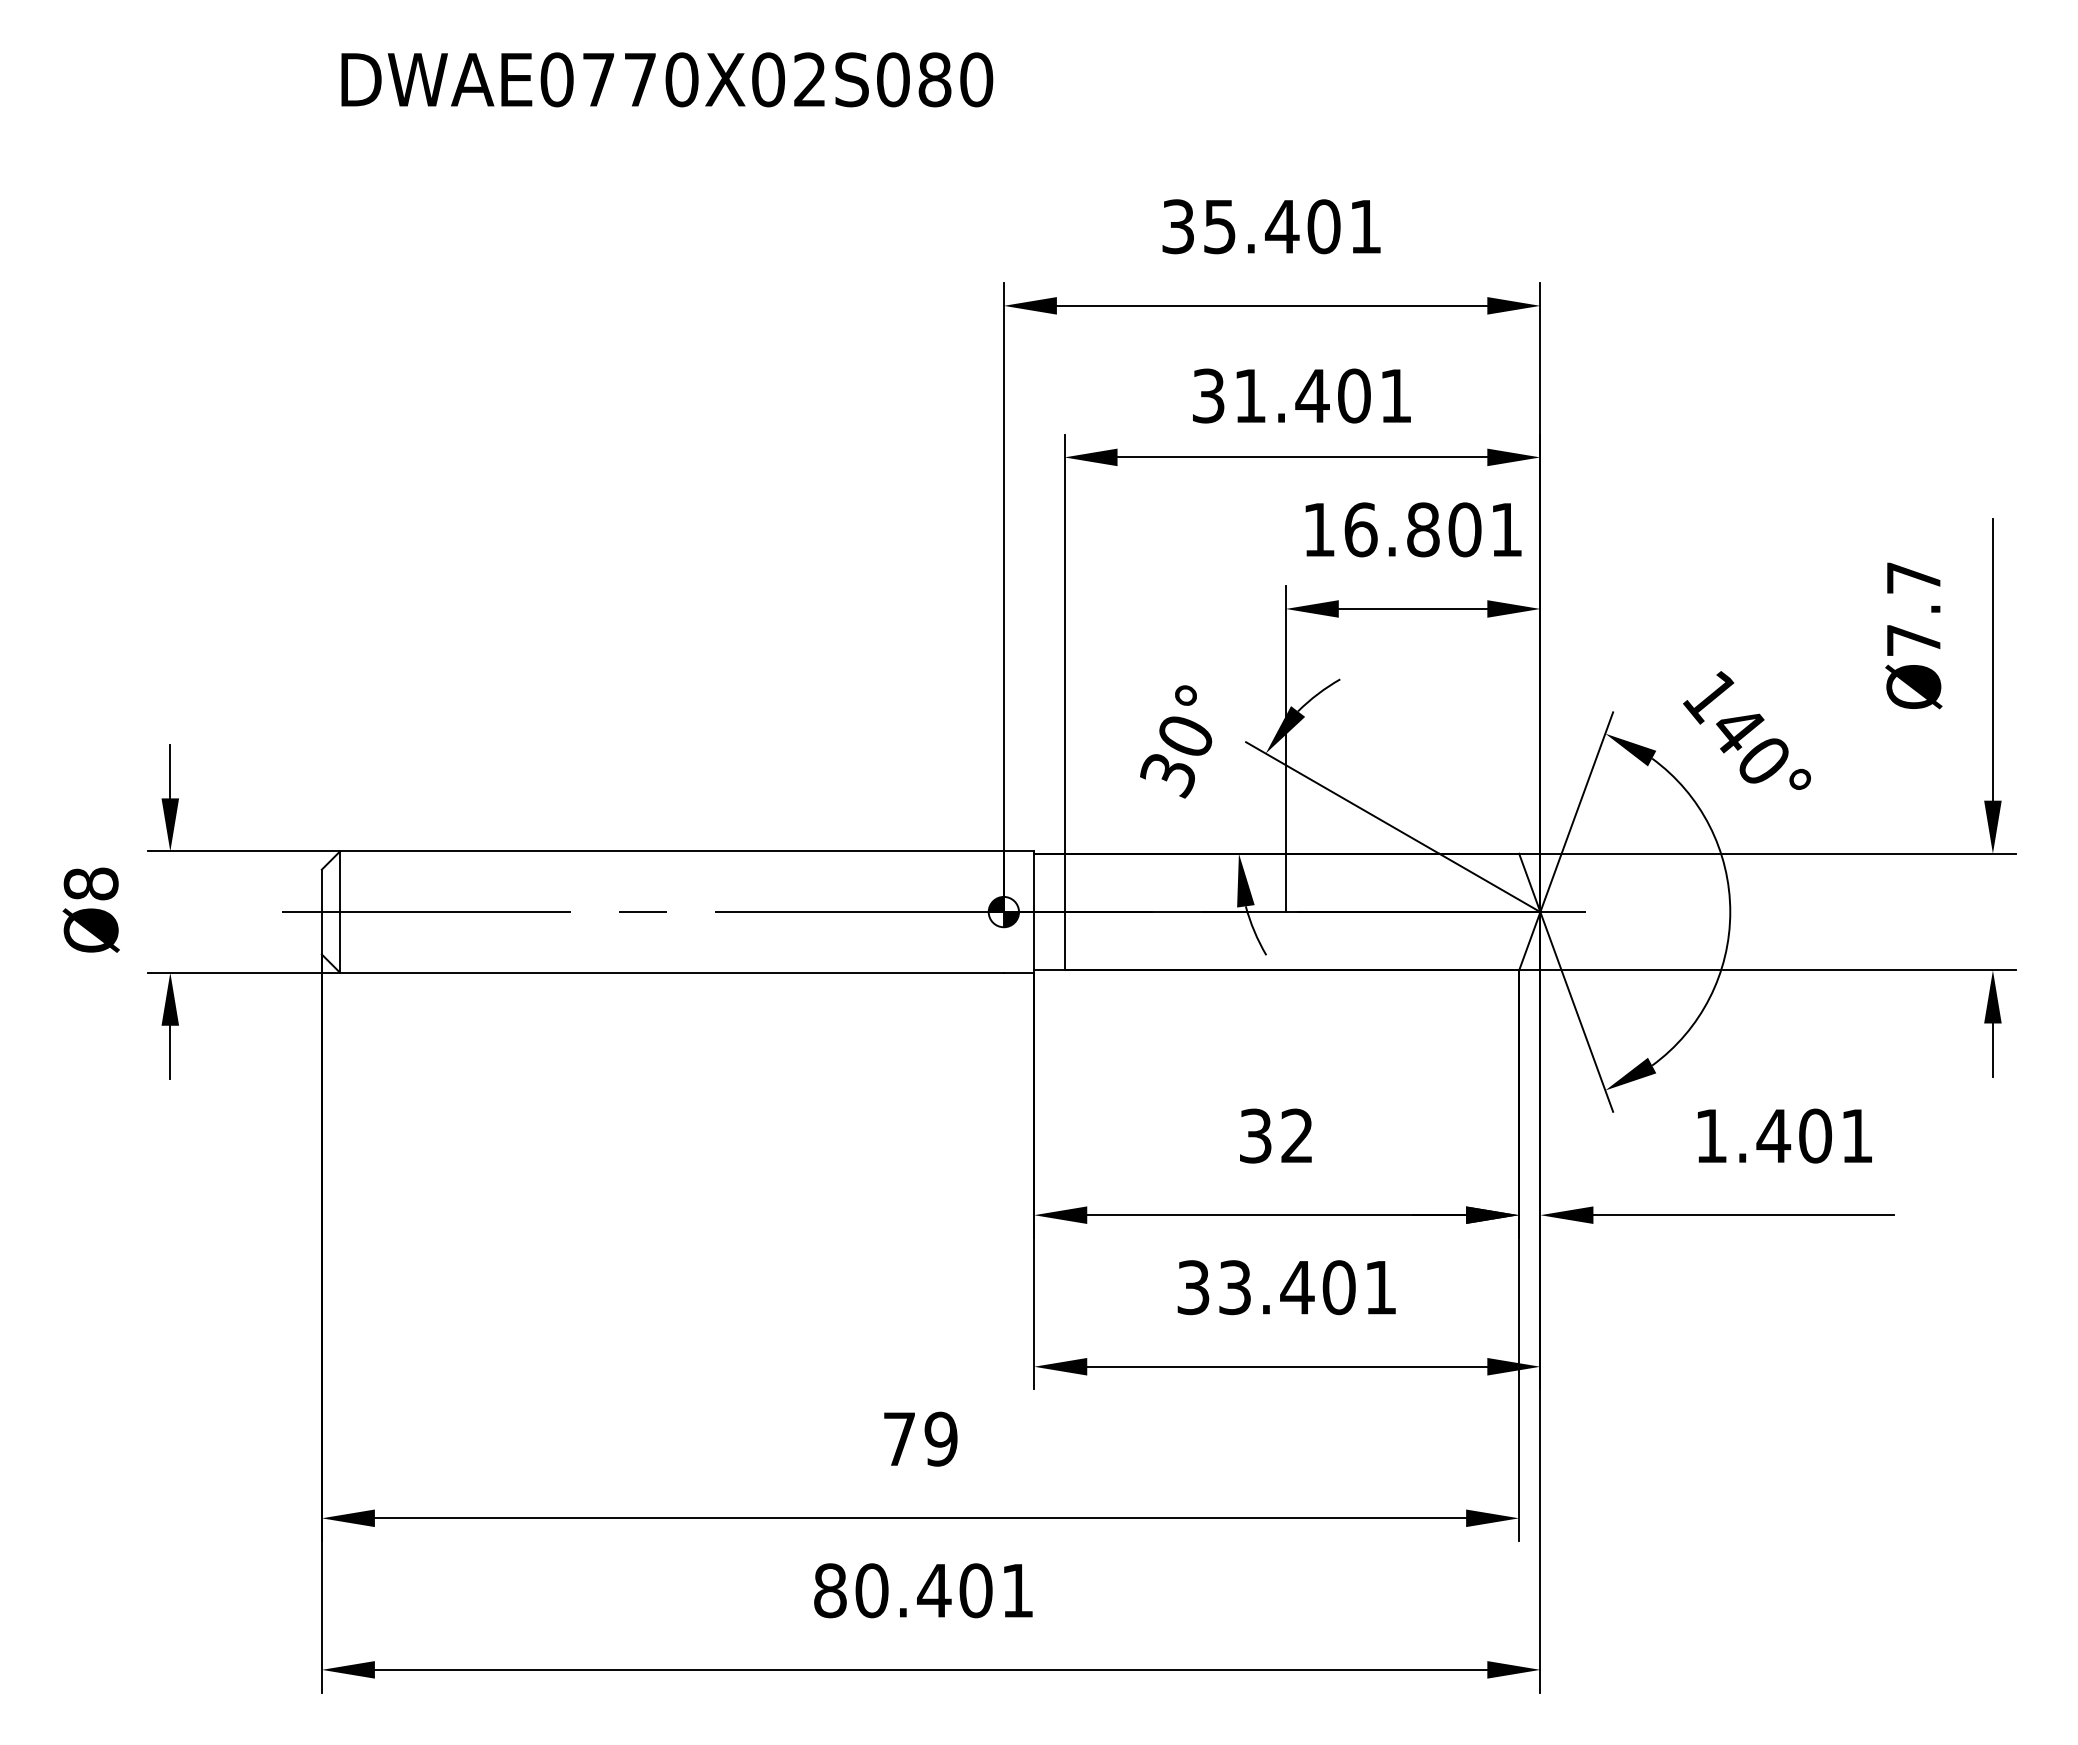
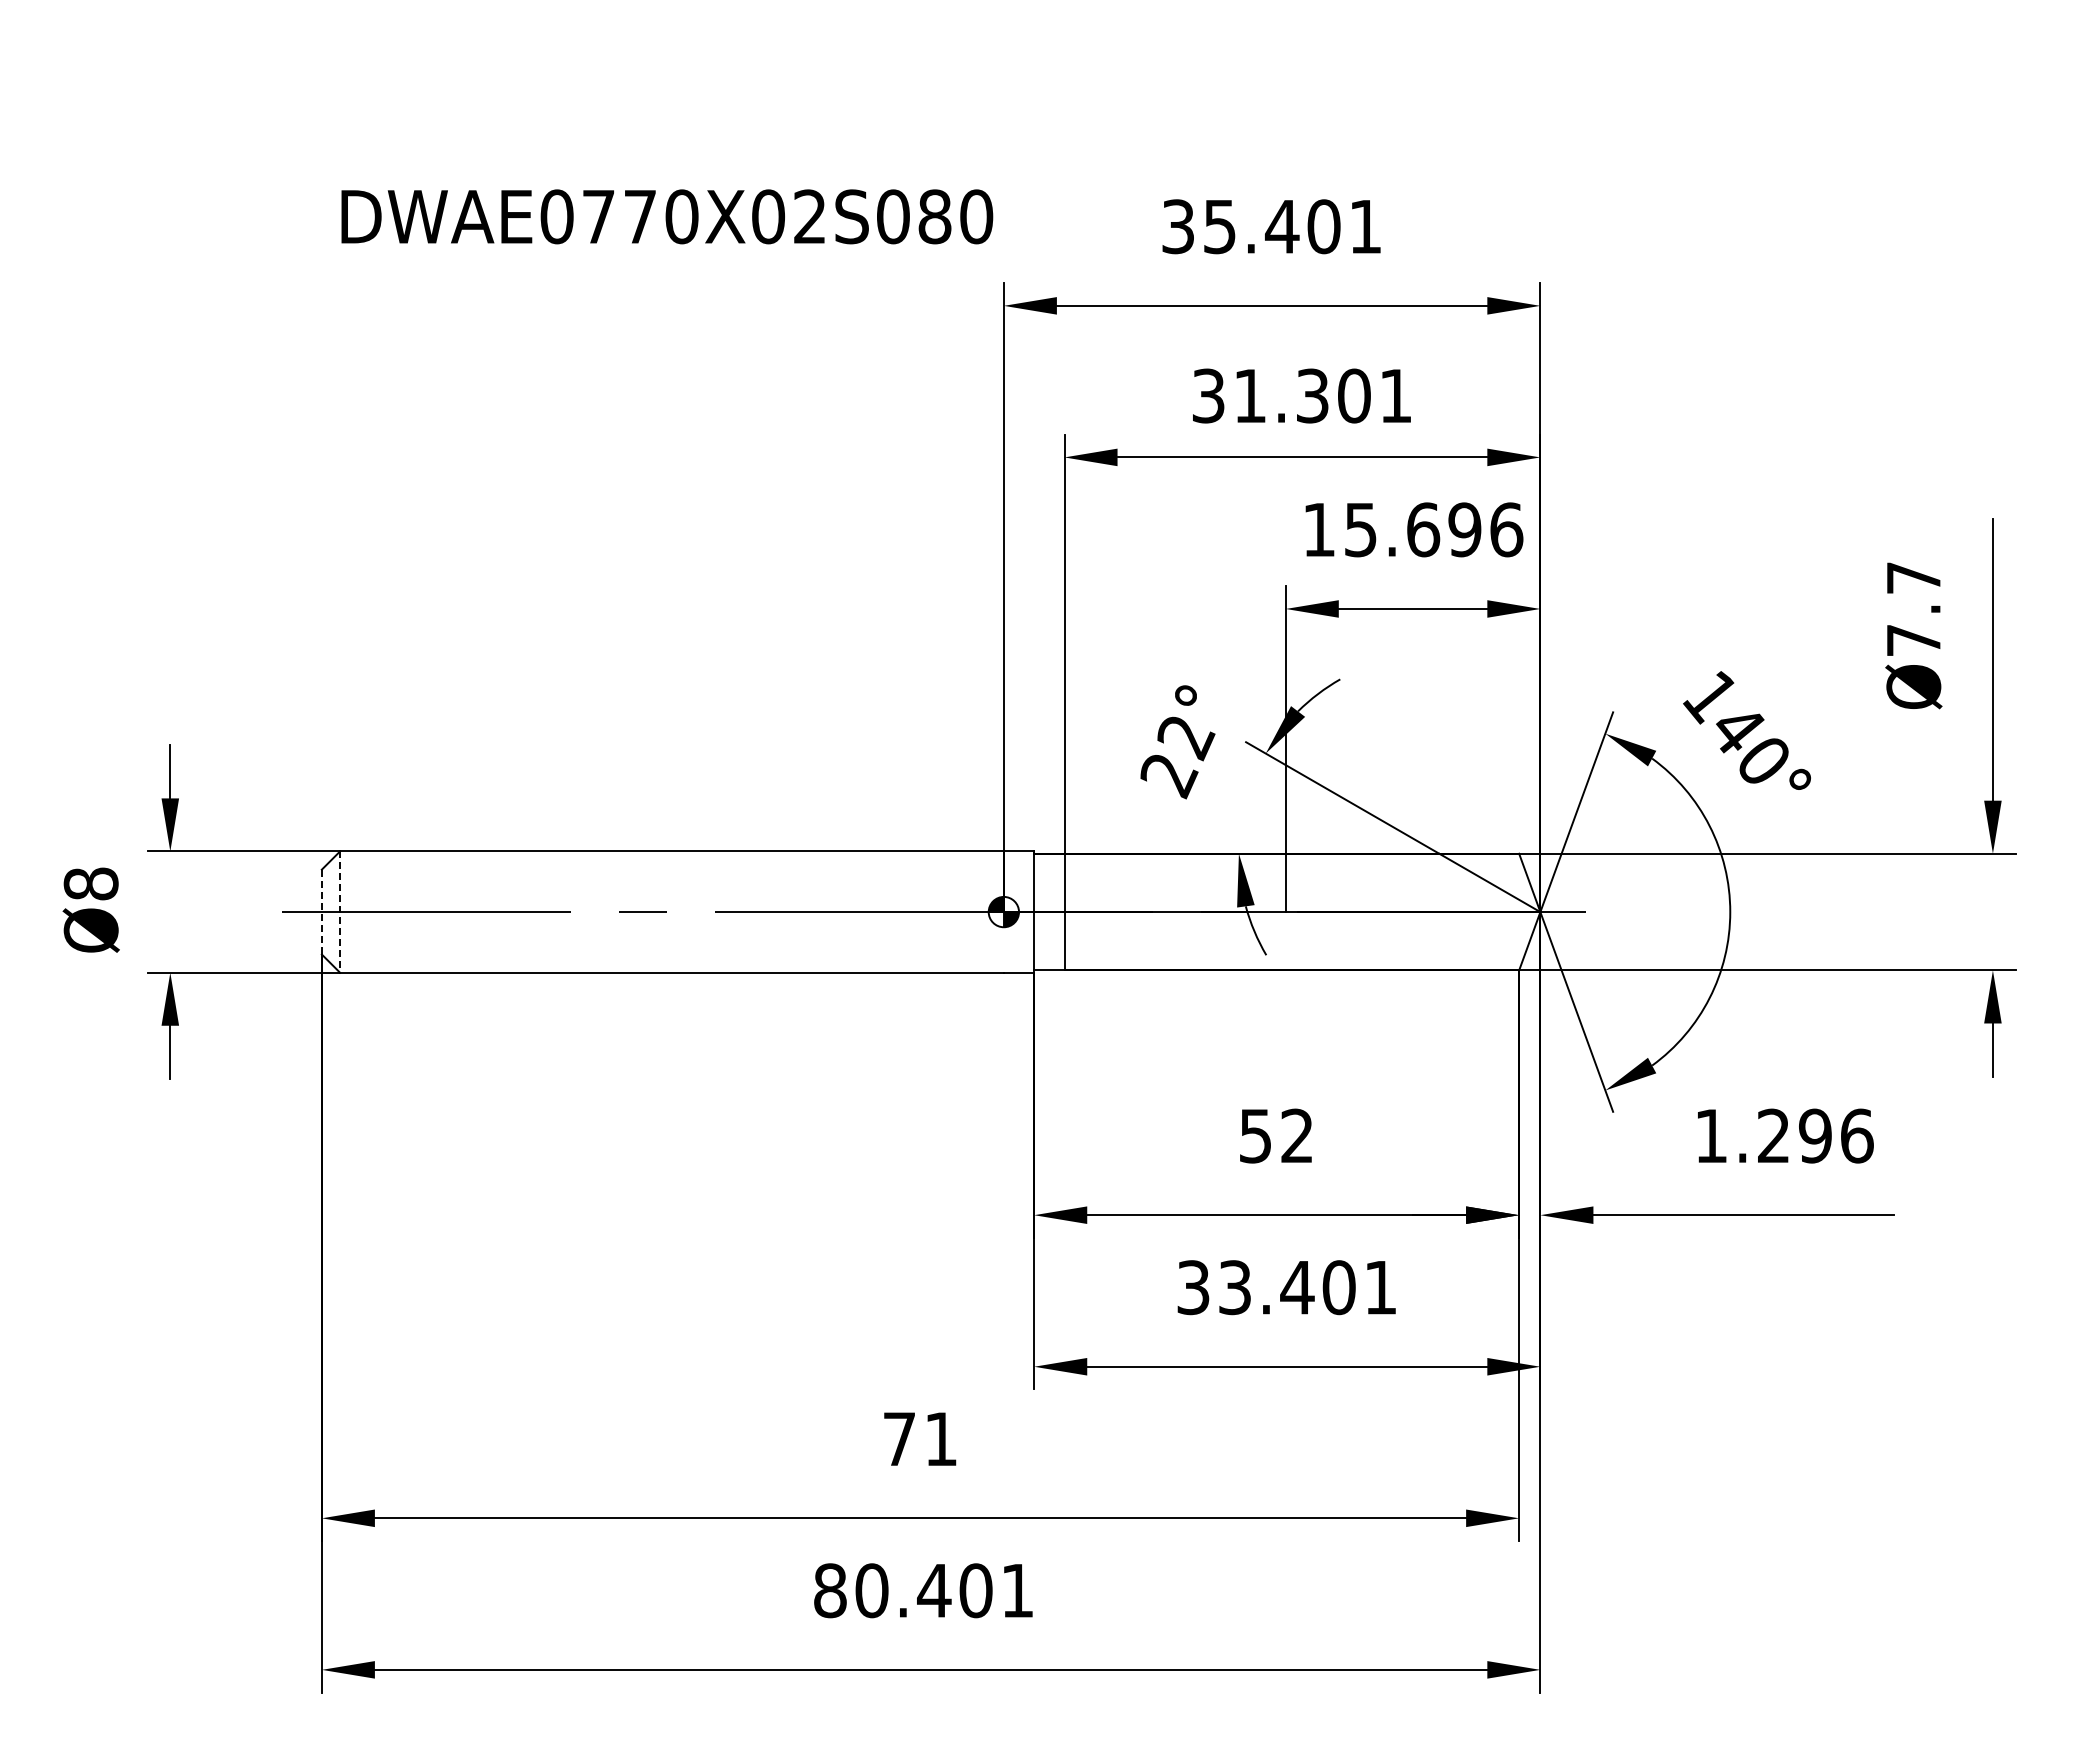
text position: (667, 79) -> (667, 216) (667, 216)
text: 31.401 -> 31.301 (1312, 395)
text: 16.801 -> 15.696 (1433, 529)
text: 30° -> 22° (1177, 757)
line: solid -> dashed (321, 912)
line: solid -> dashed (340, 912)
text: 32 -> 52 (1255, 1135)
text: 1.401 -> 1.296 (1814, 1135)
text: 79 -> 71 (940, 1438)
